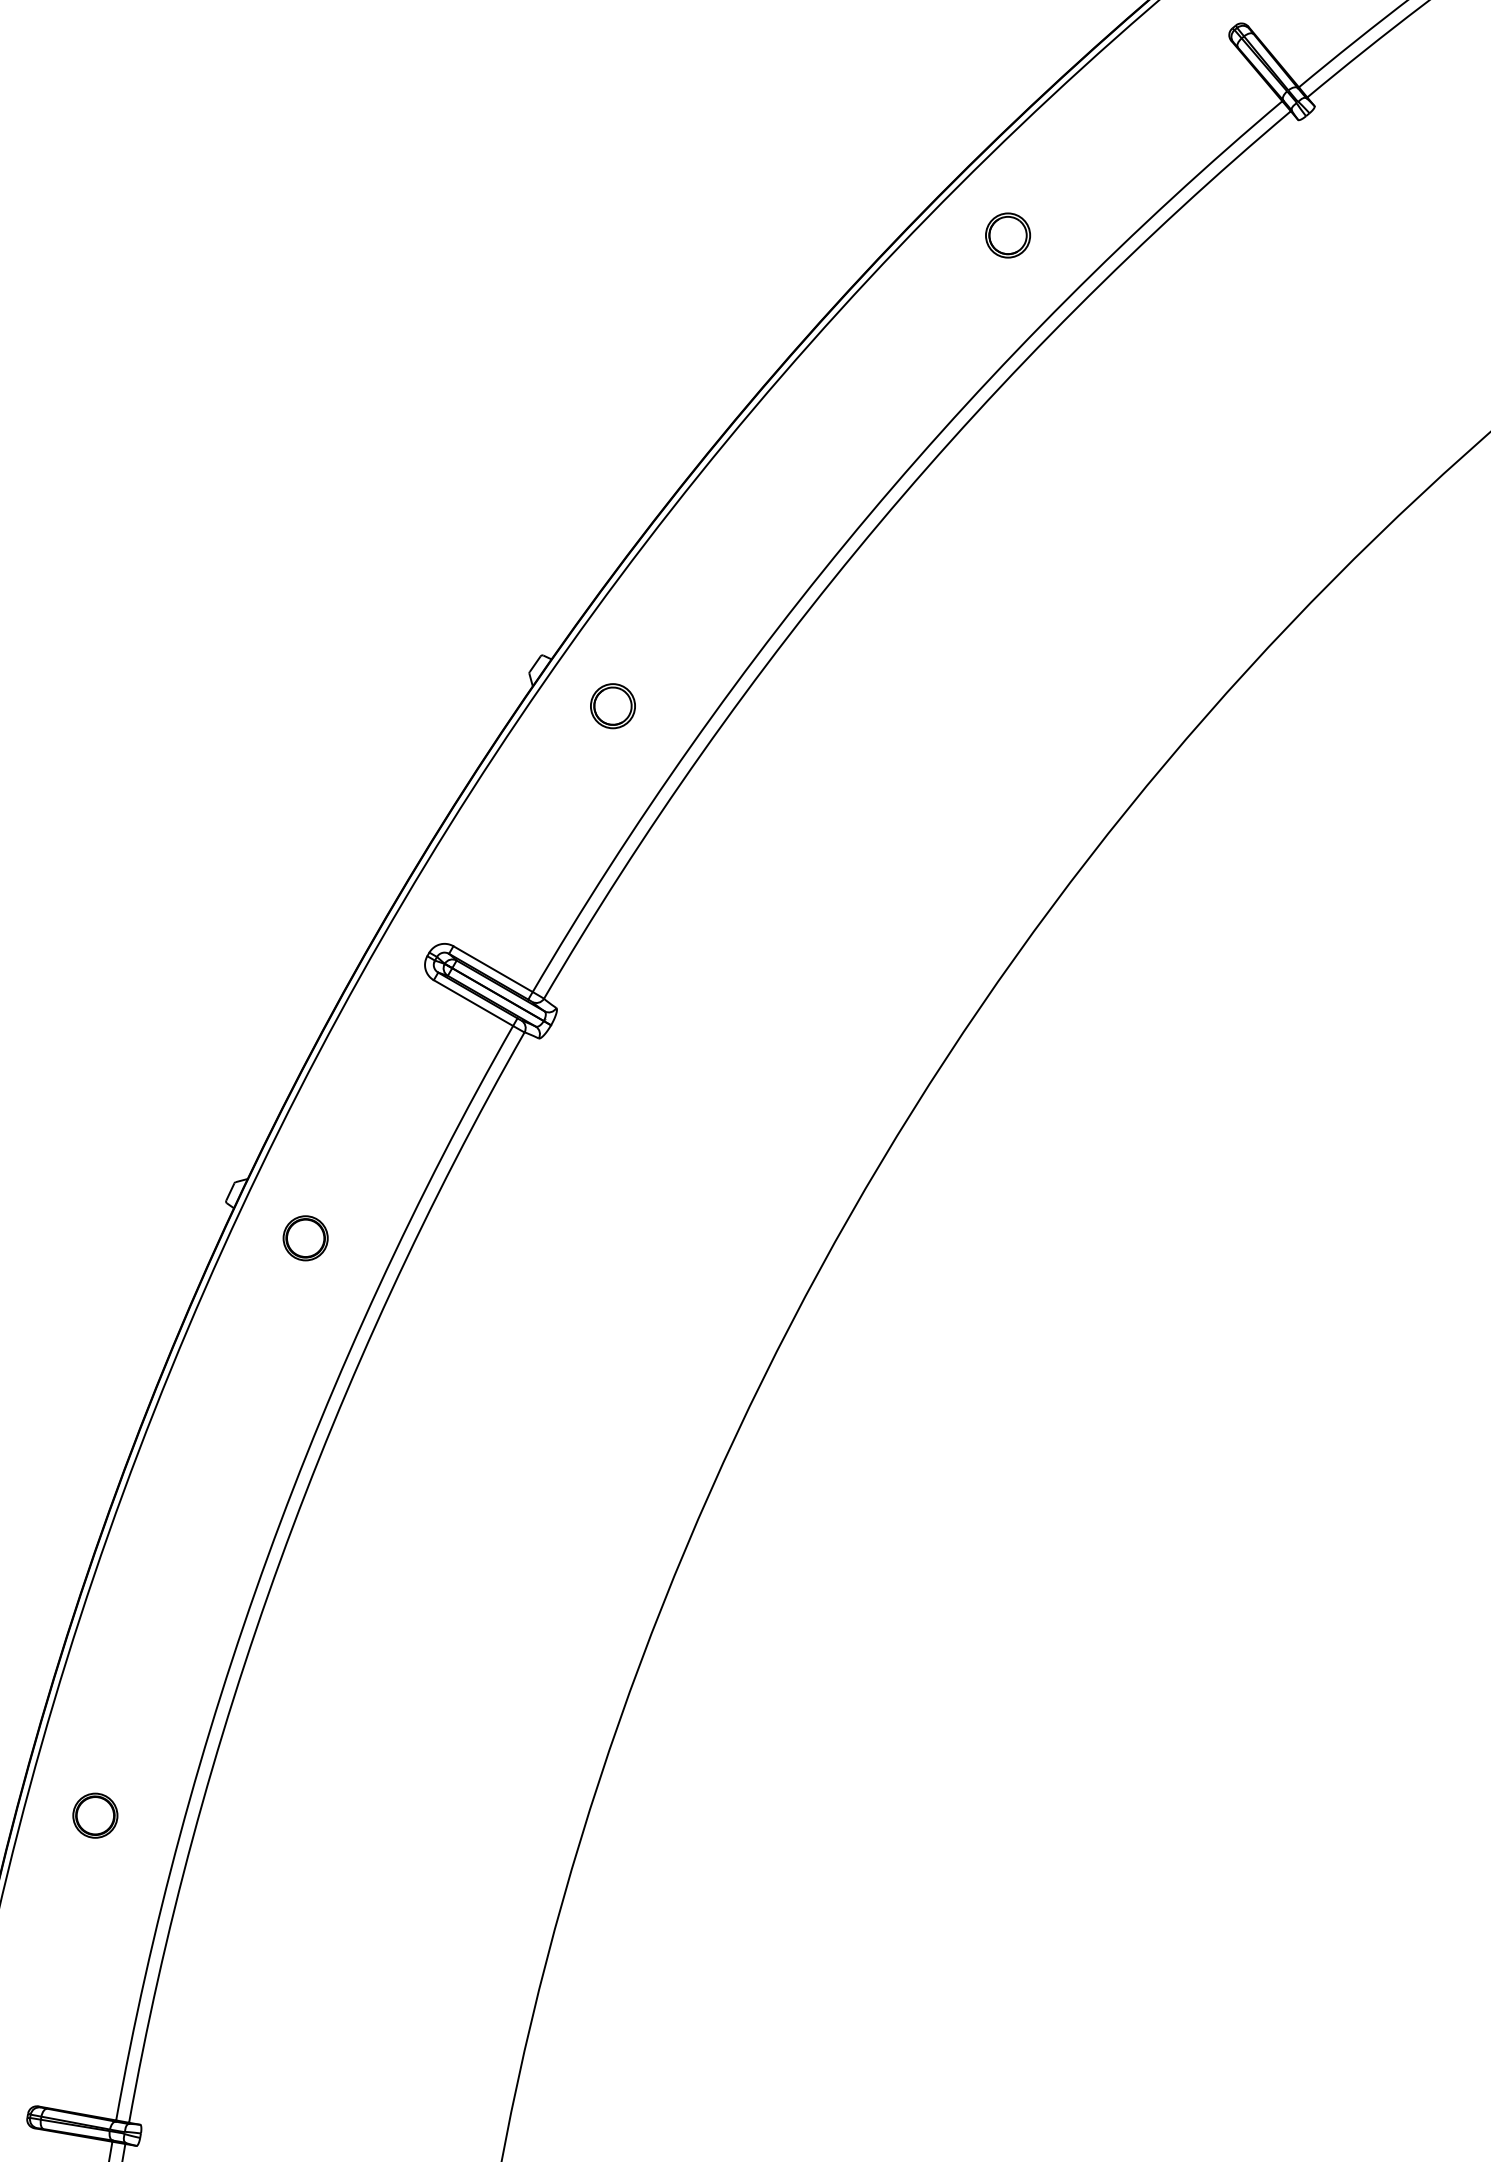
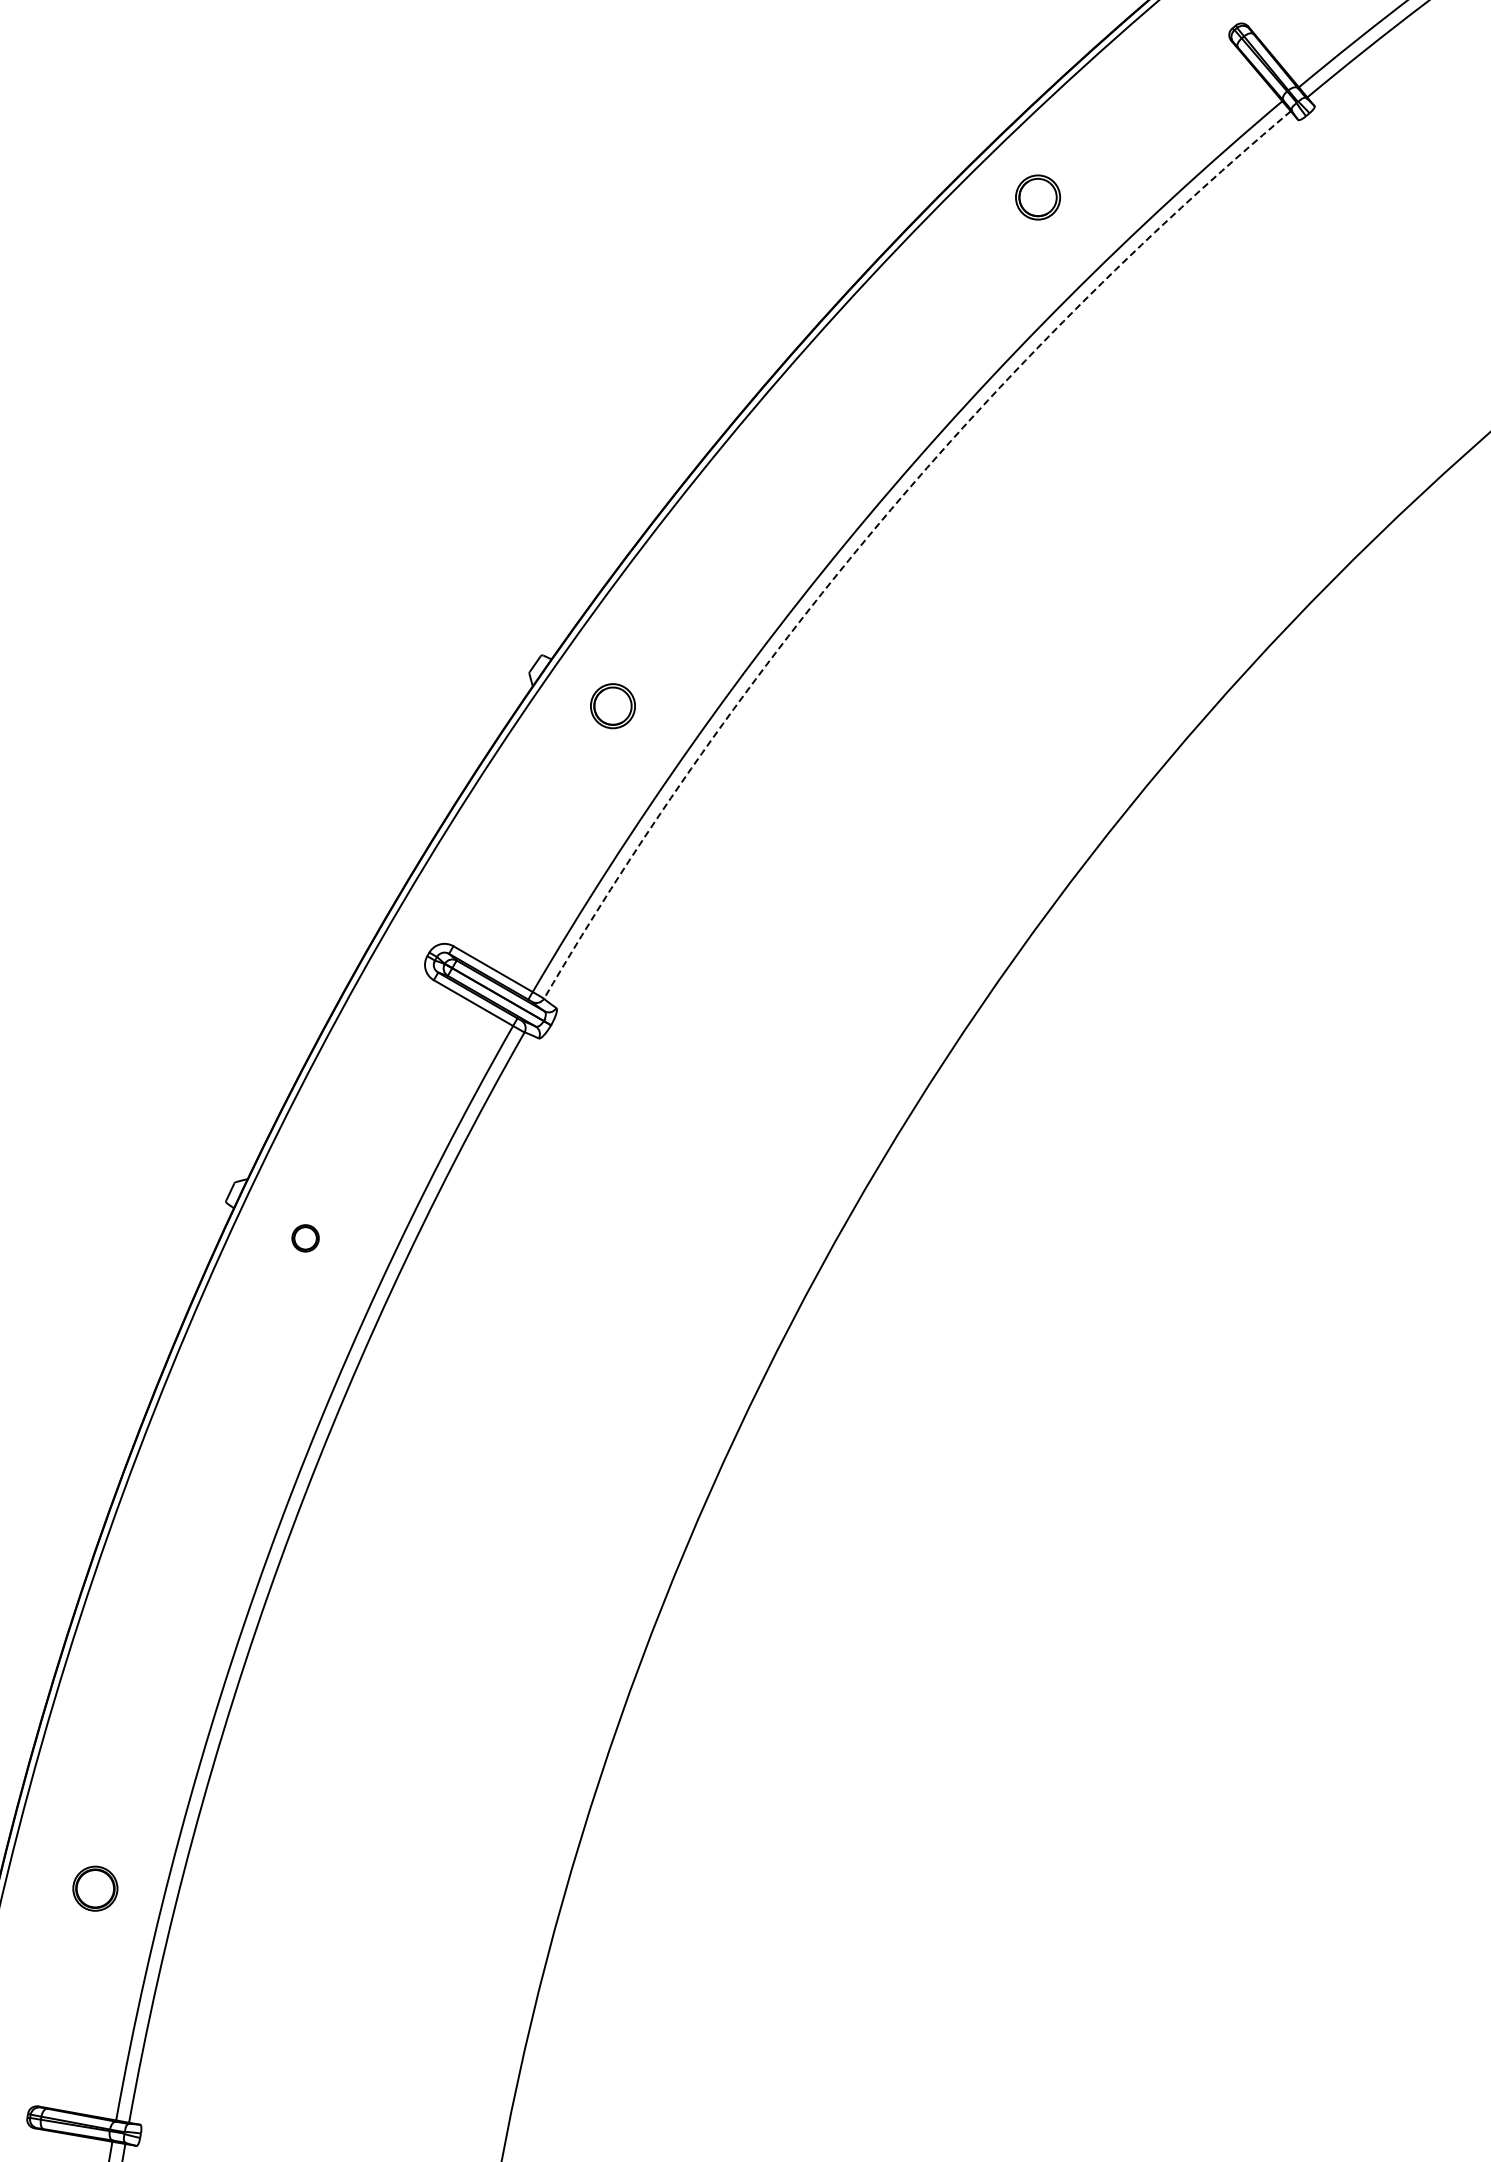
part position: (1008, 235) -> (1038, 197) (1038, 197)
arc: solid -> dashed (879, 523)
part size: 47x47 px -> 29x29 px (305, 1238)
part position: (95, 1815) -> (95, 1888) (95, 1888)
